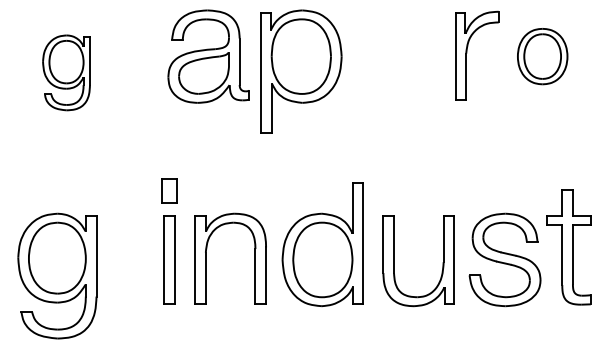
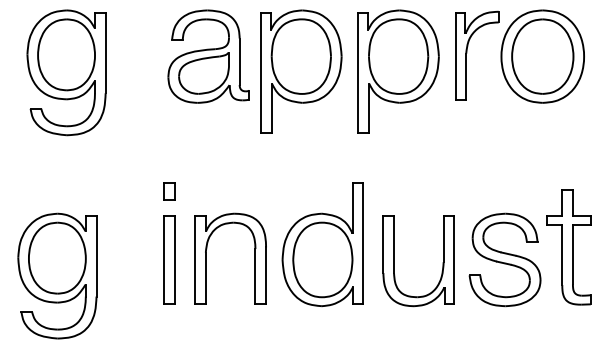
part size: 52x58 px -> 85x95 px (542, 56)
part: none -> present (398, 71)
part size: 49x78 px -> 81x128 px (66, 72)
part size: 17x26 px -> 13x19 px (169, 191)
